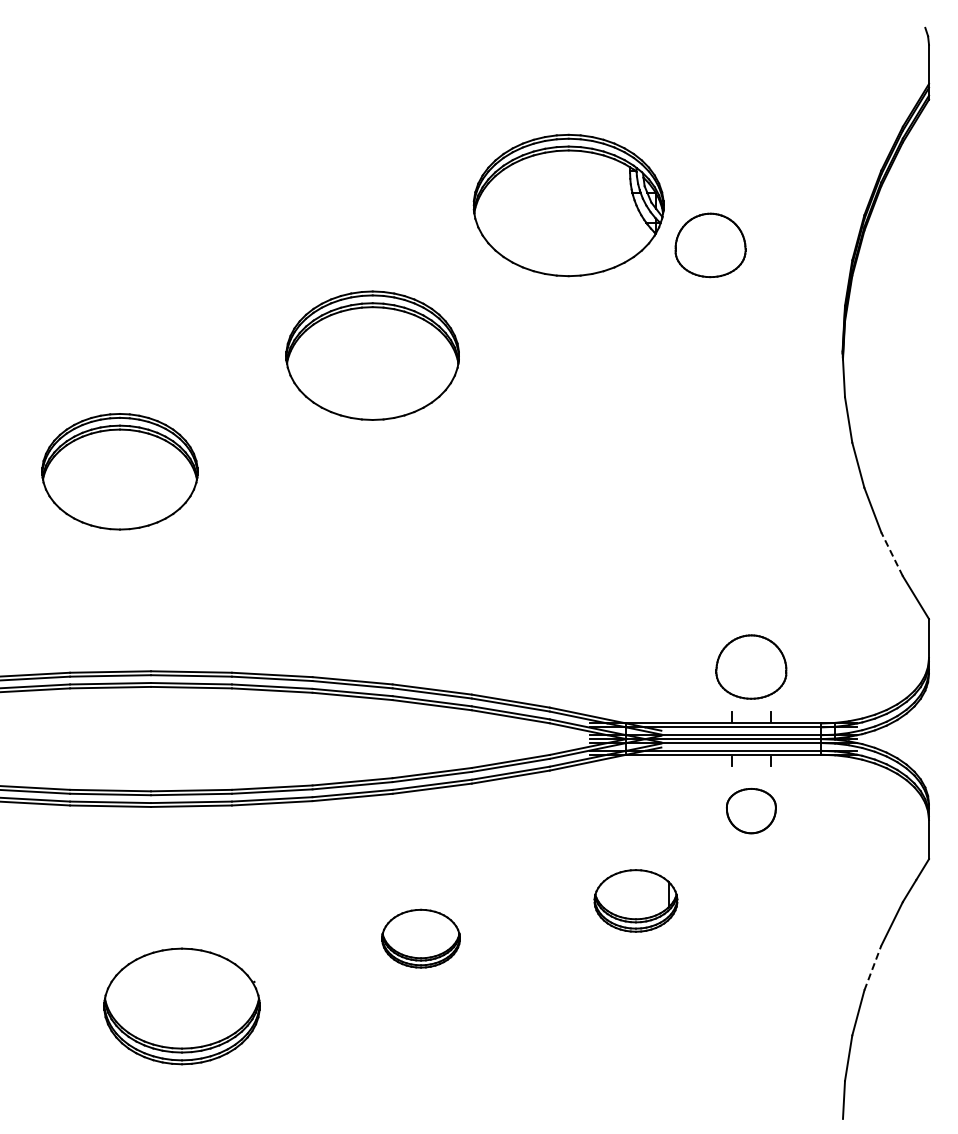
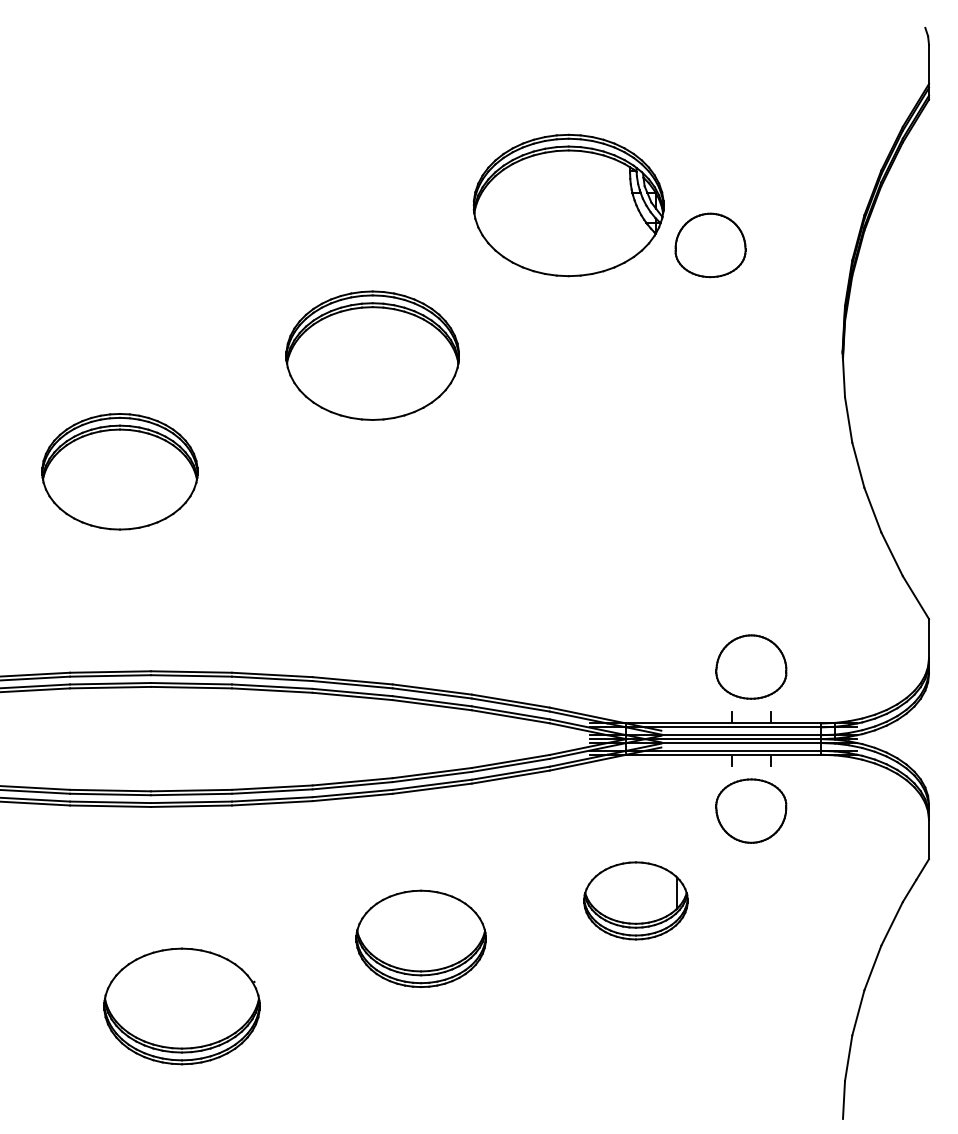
line: dashed -> solid (891, 553)
part size: 51x47 px -> 73x66 px (751, 810)
part size: 86x64 px -> 106x80 px (635, 900)
part size: 80x61 px -> 132x99 px (420, 938)
line: dashed -> solid (872, 968)
